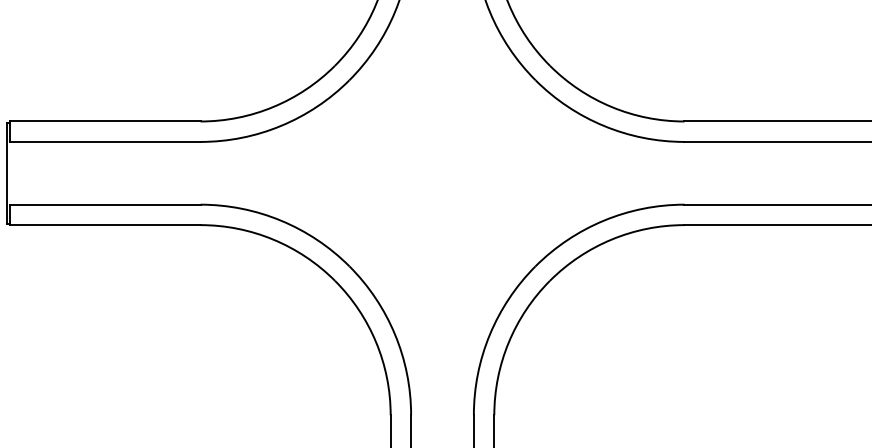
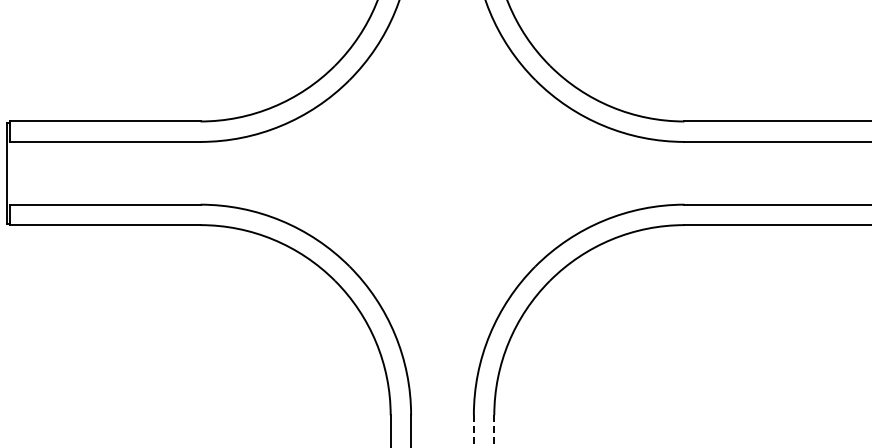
line: solid -> dashed (473, 431)
line: solid -> dashed (494, 431)
